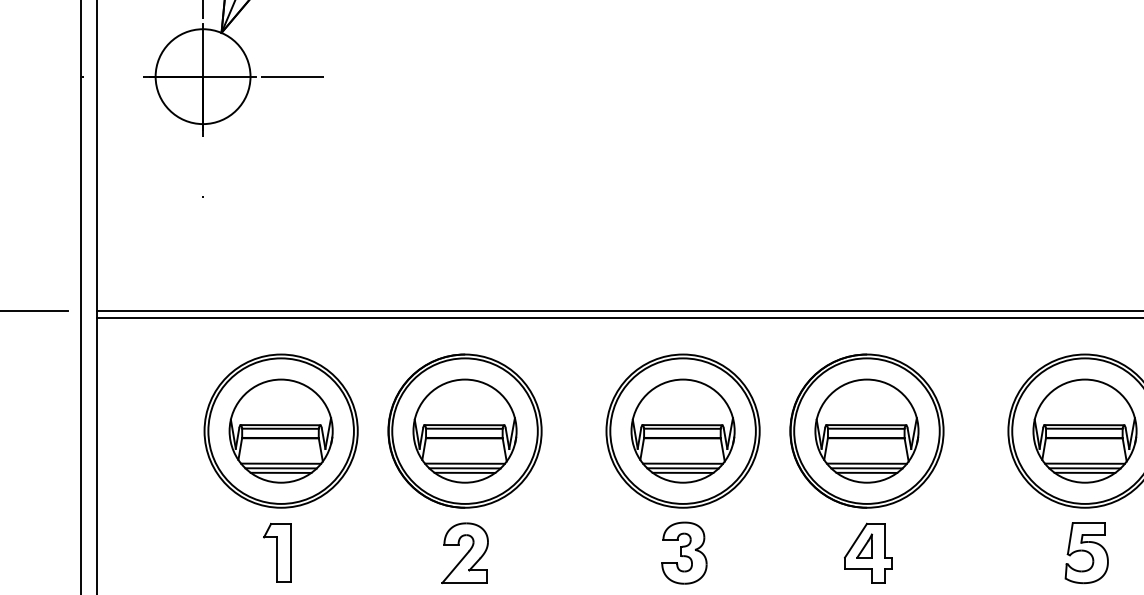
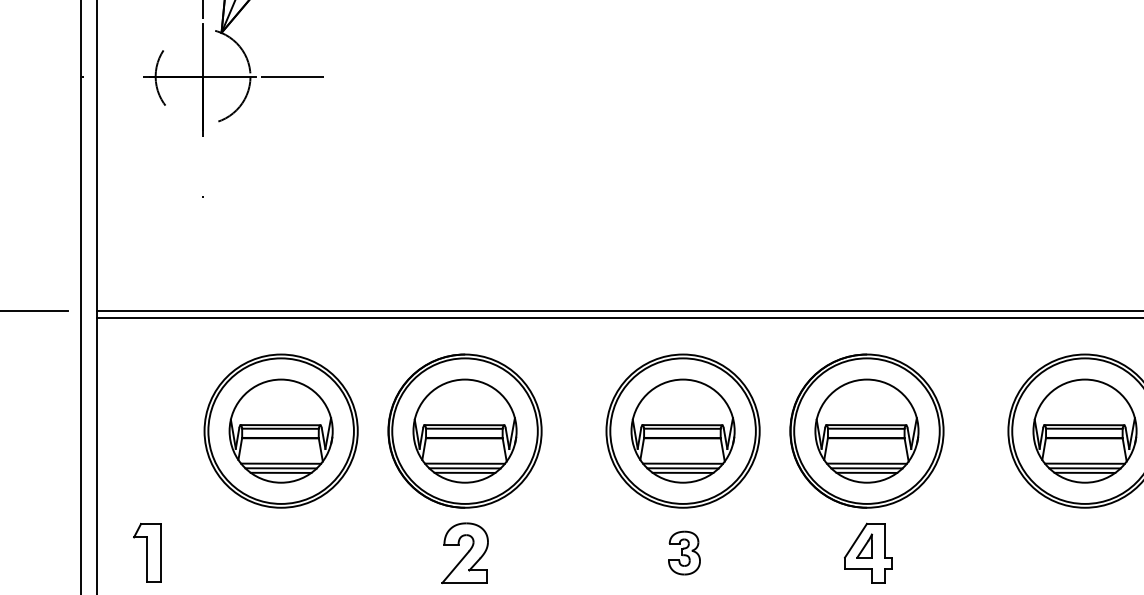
circle: solid -> dashed (202, 76)
part position: (277, 552) -> (147, 552) (147, 552)
part size: 47x64 px -> 33x46 px (684, 552)
part: present -> none (1086, 553)
